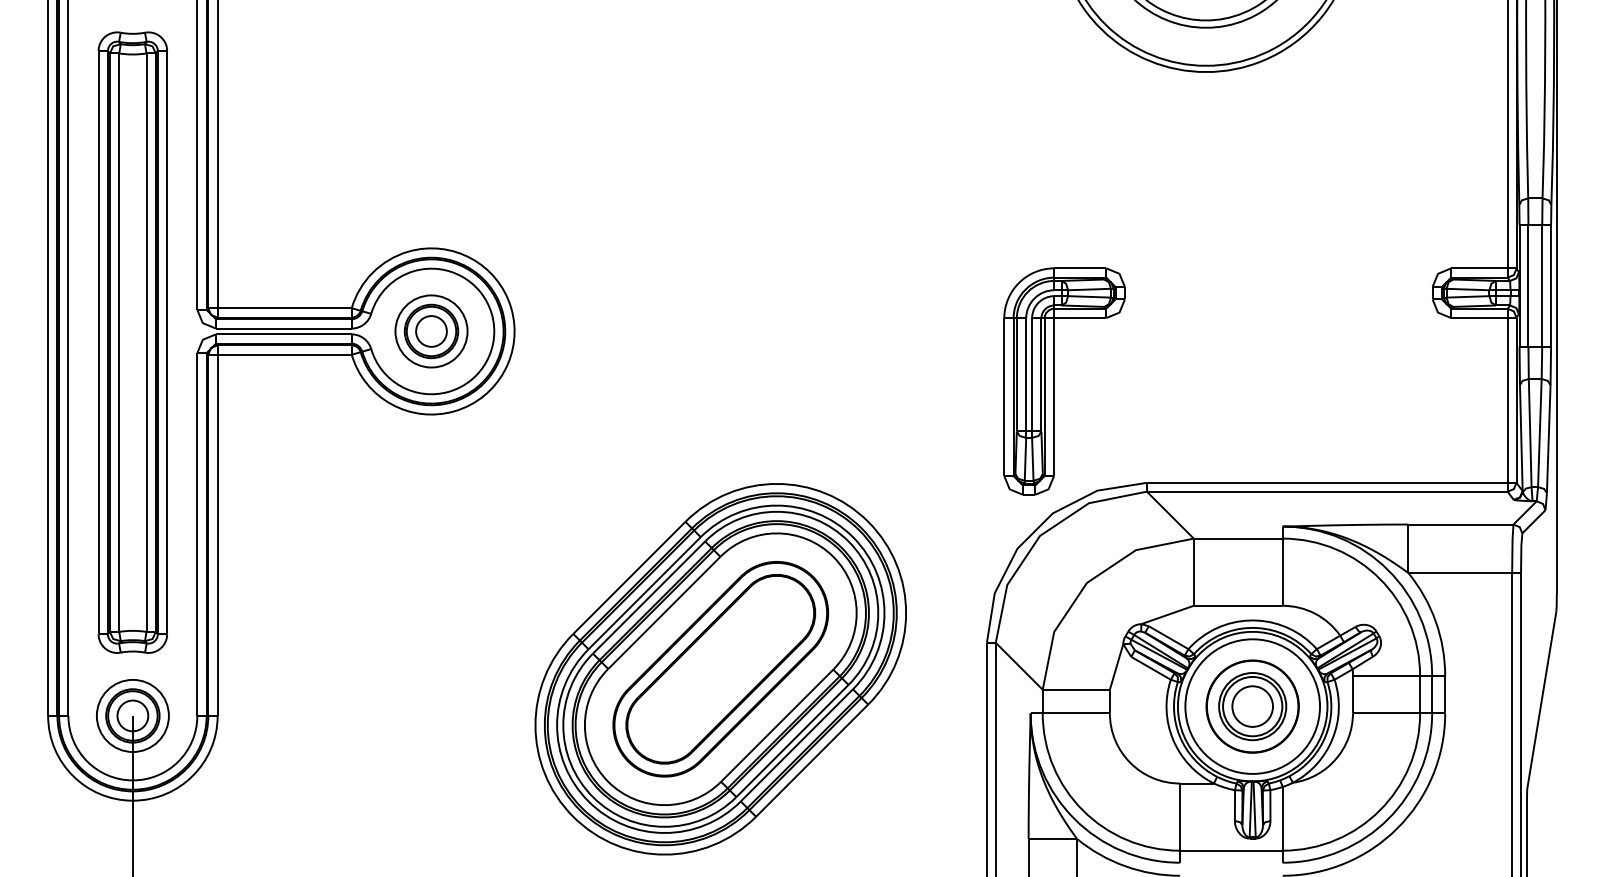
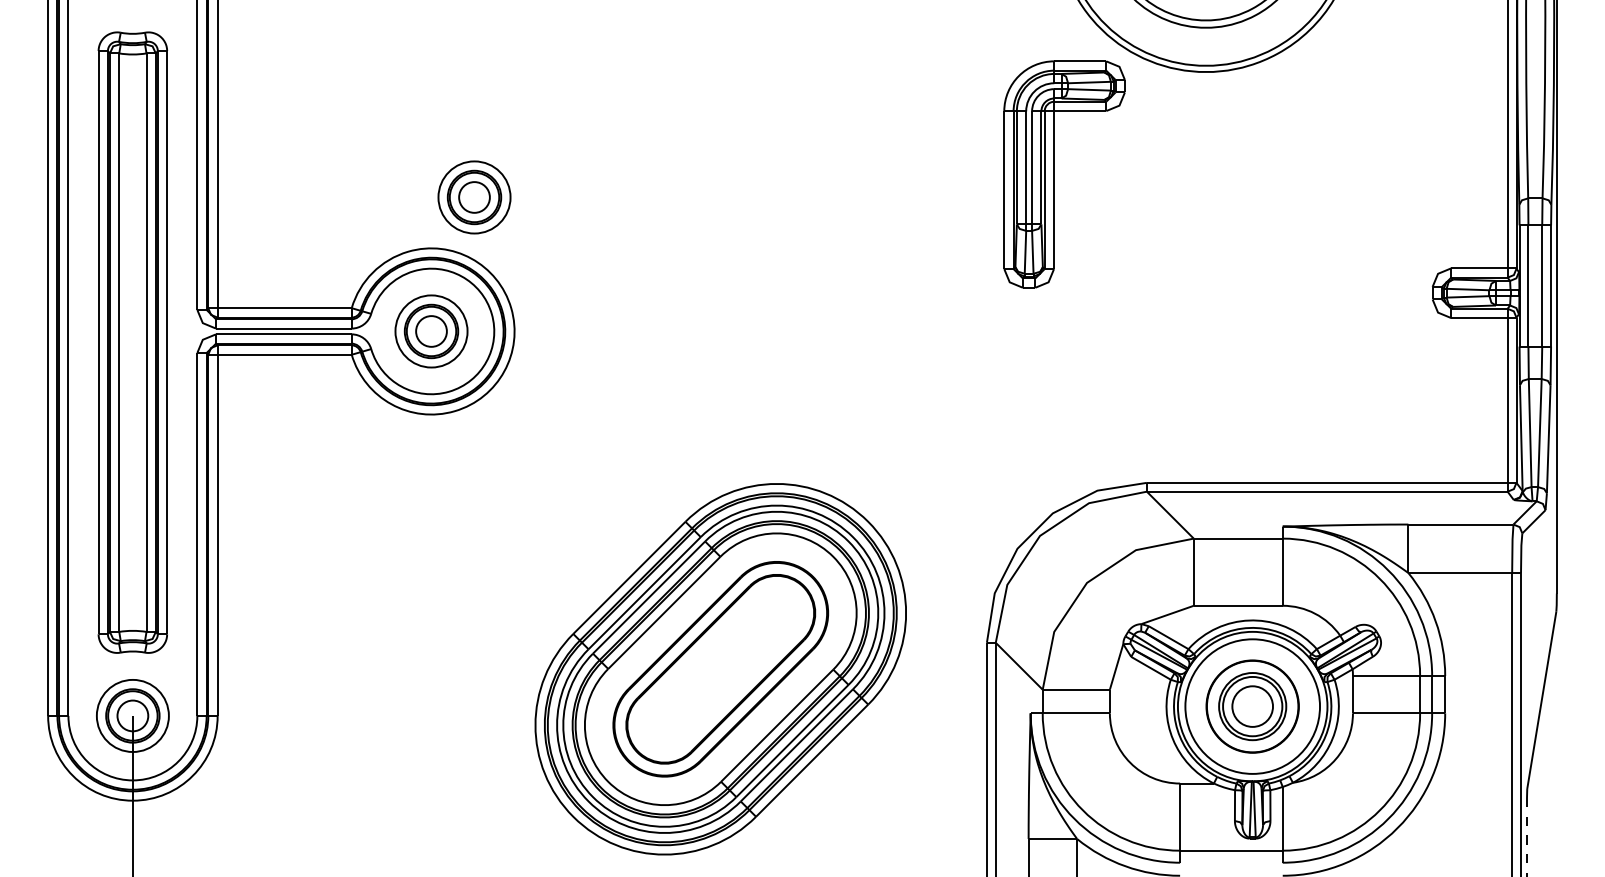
part: none -> present (474, 197)
part position: (1054, 381) -> (1054, 174) (1054, 174)
line: solid -> dashed (1526, 837)
